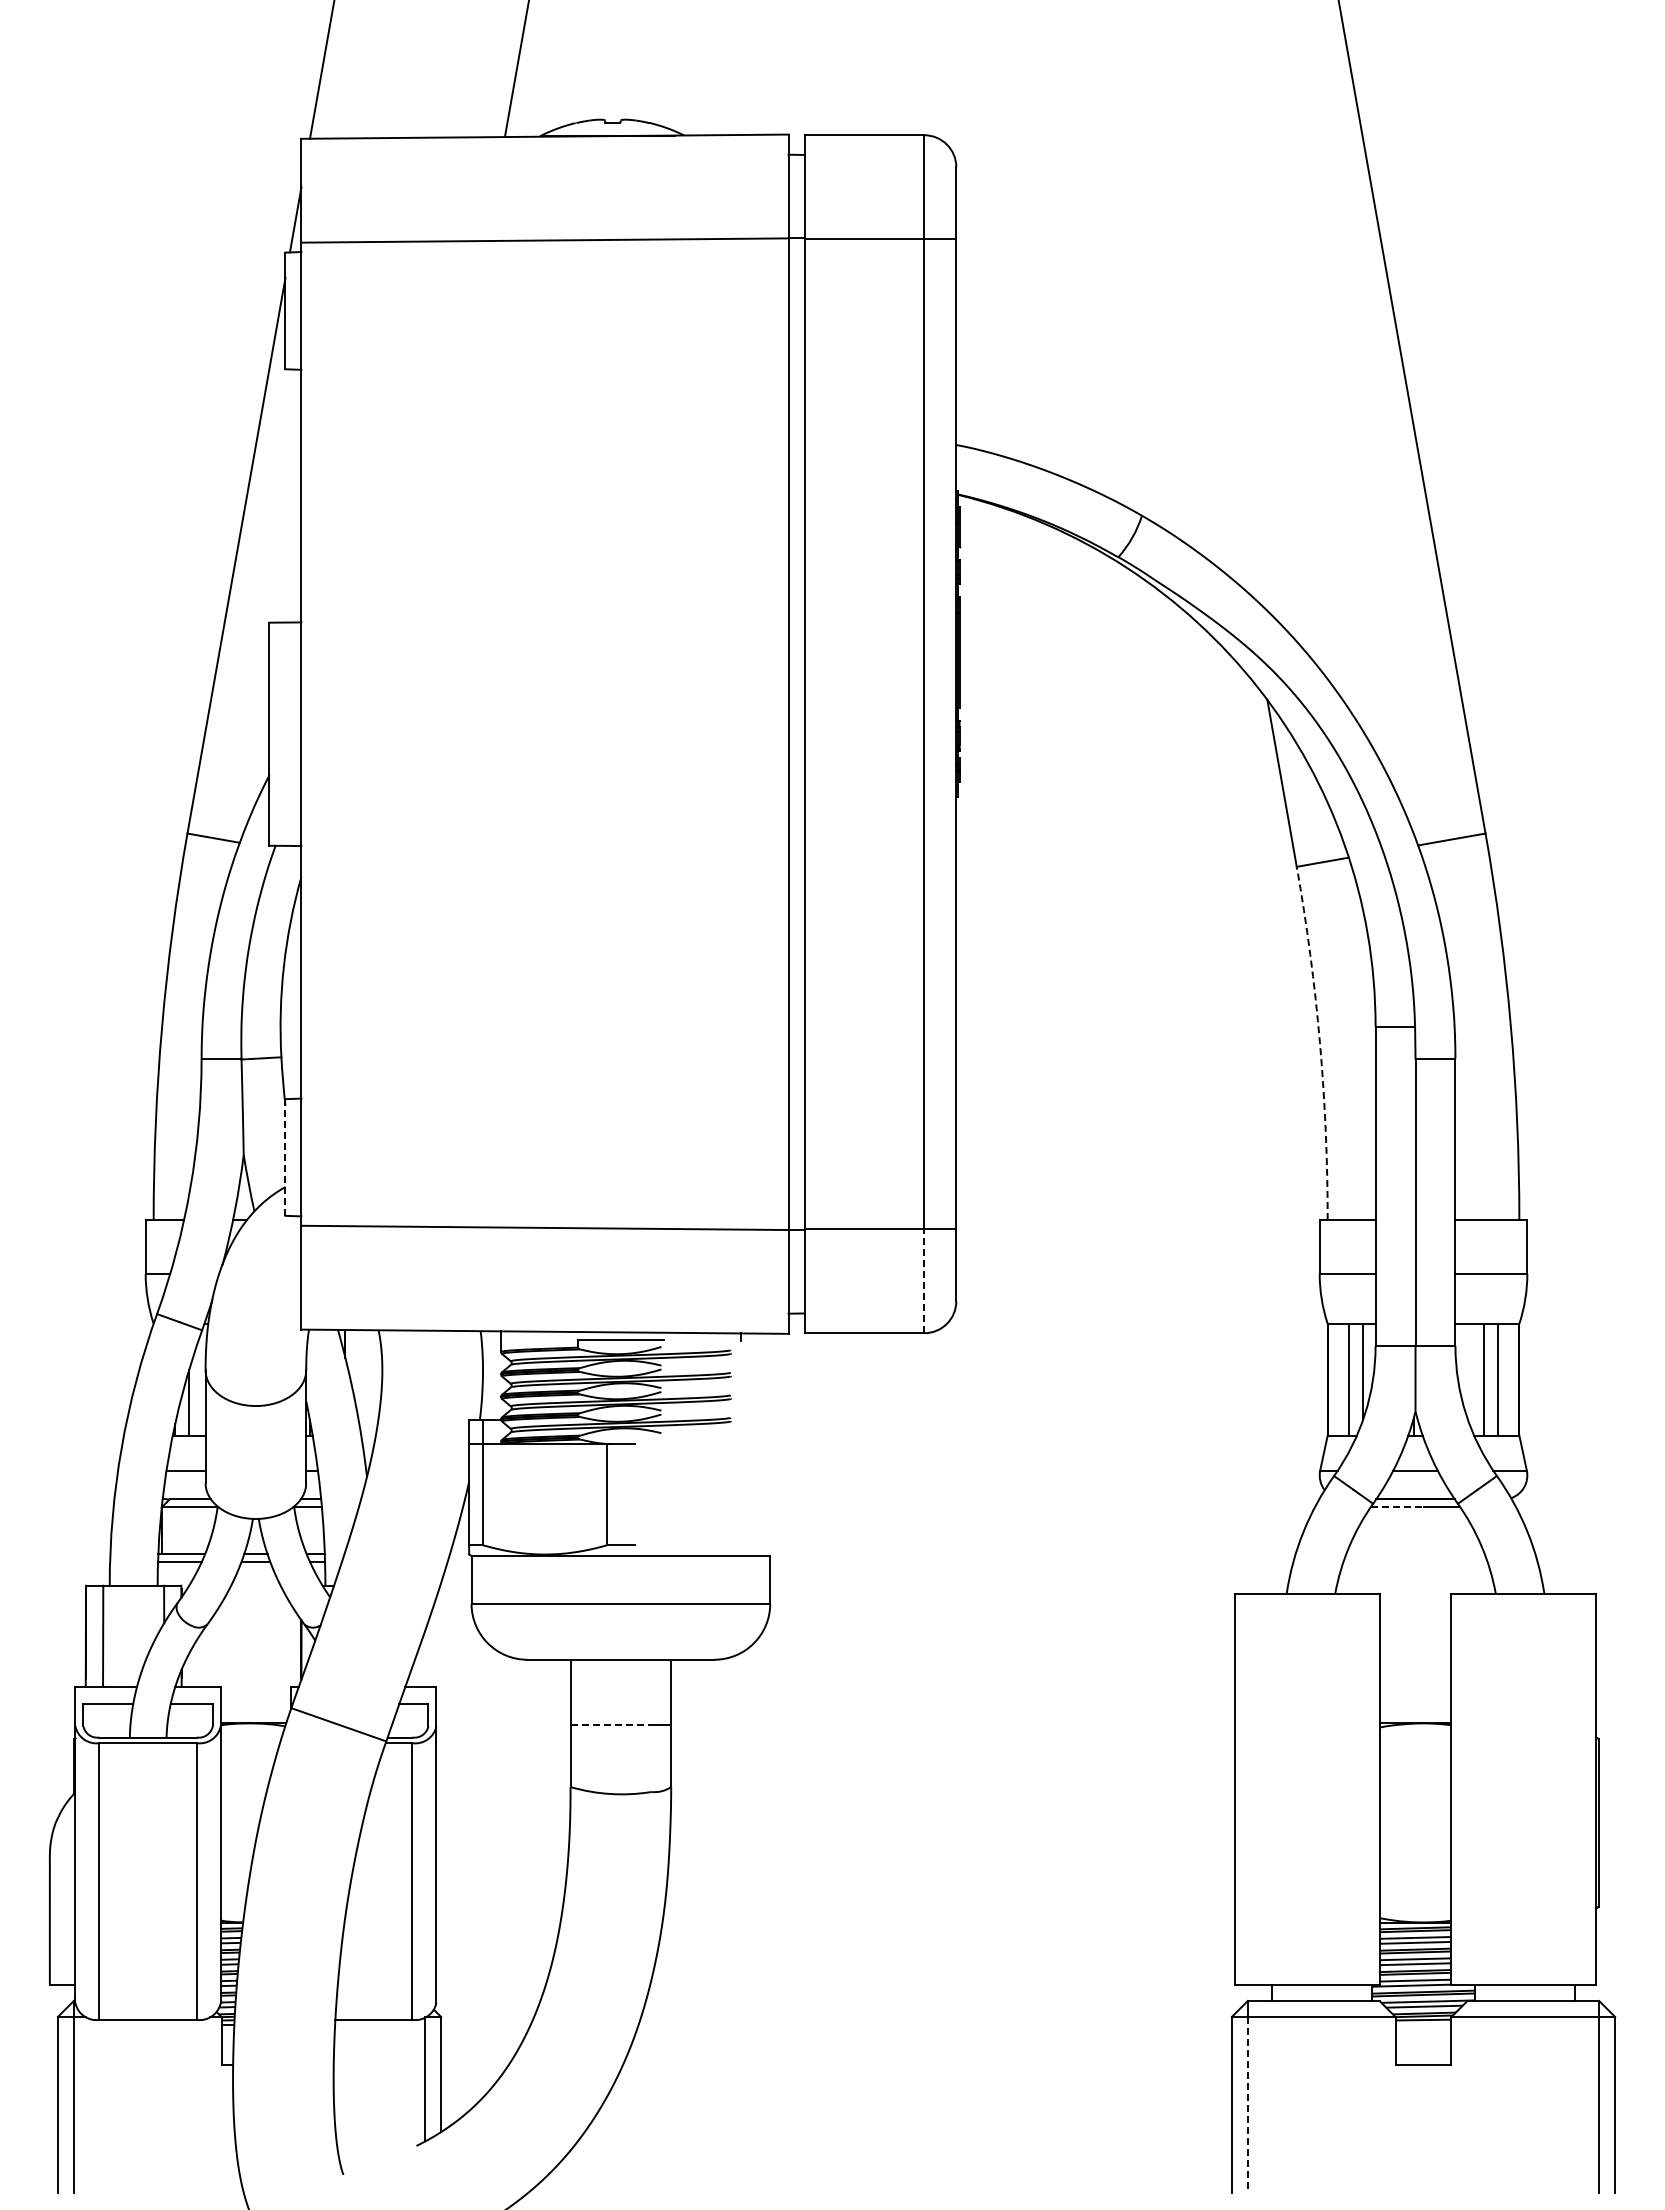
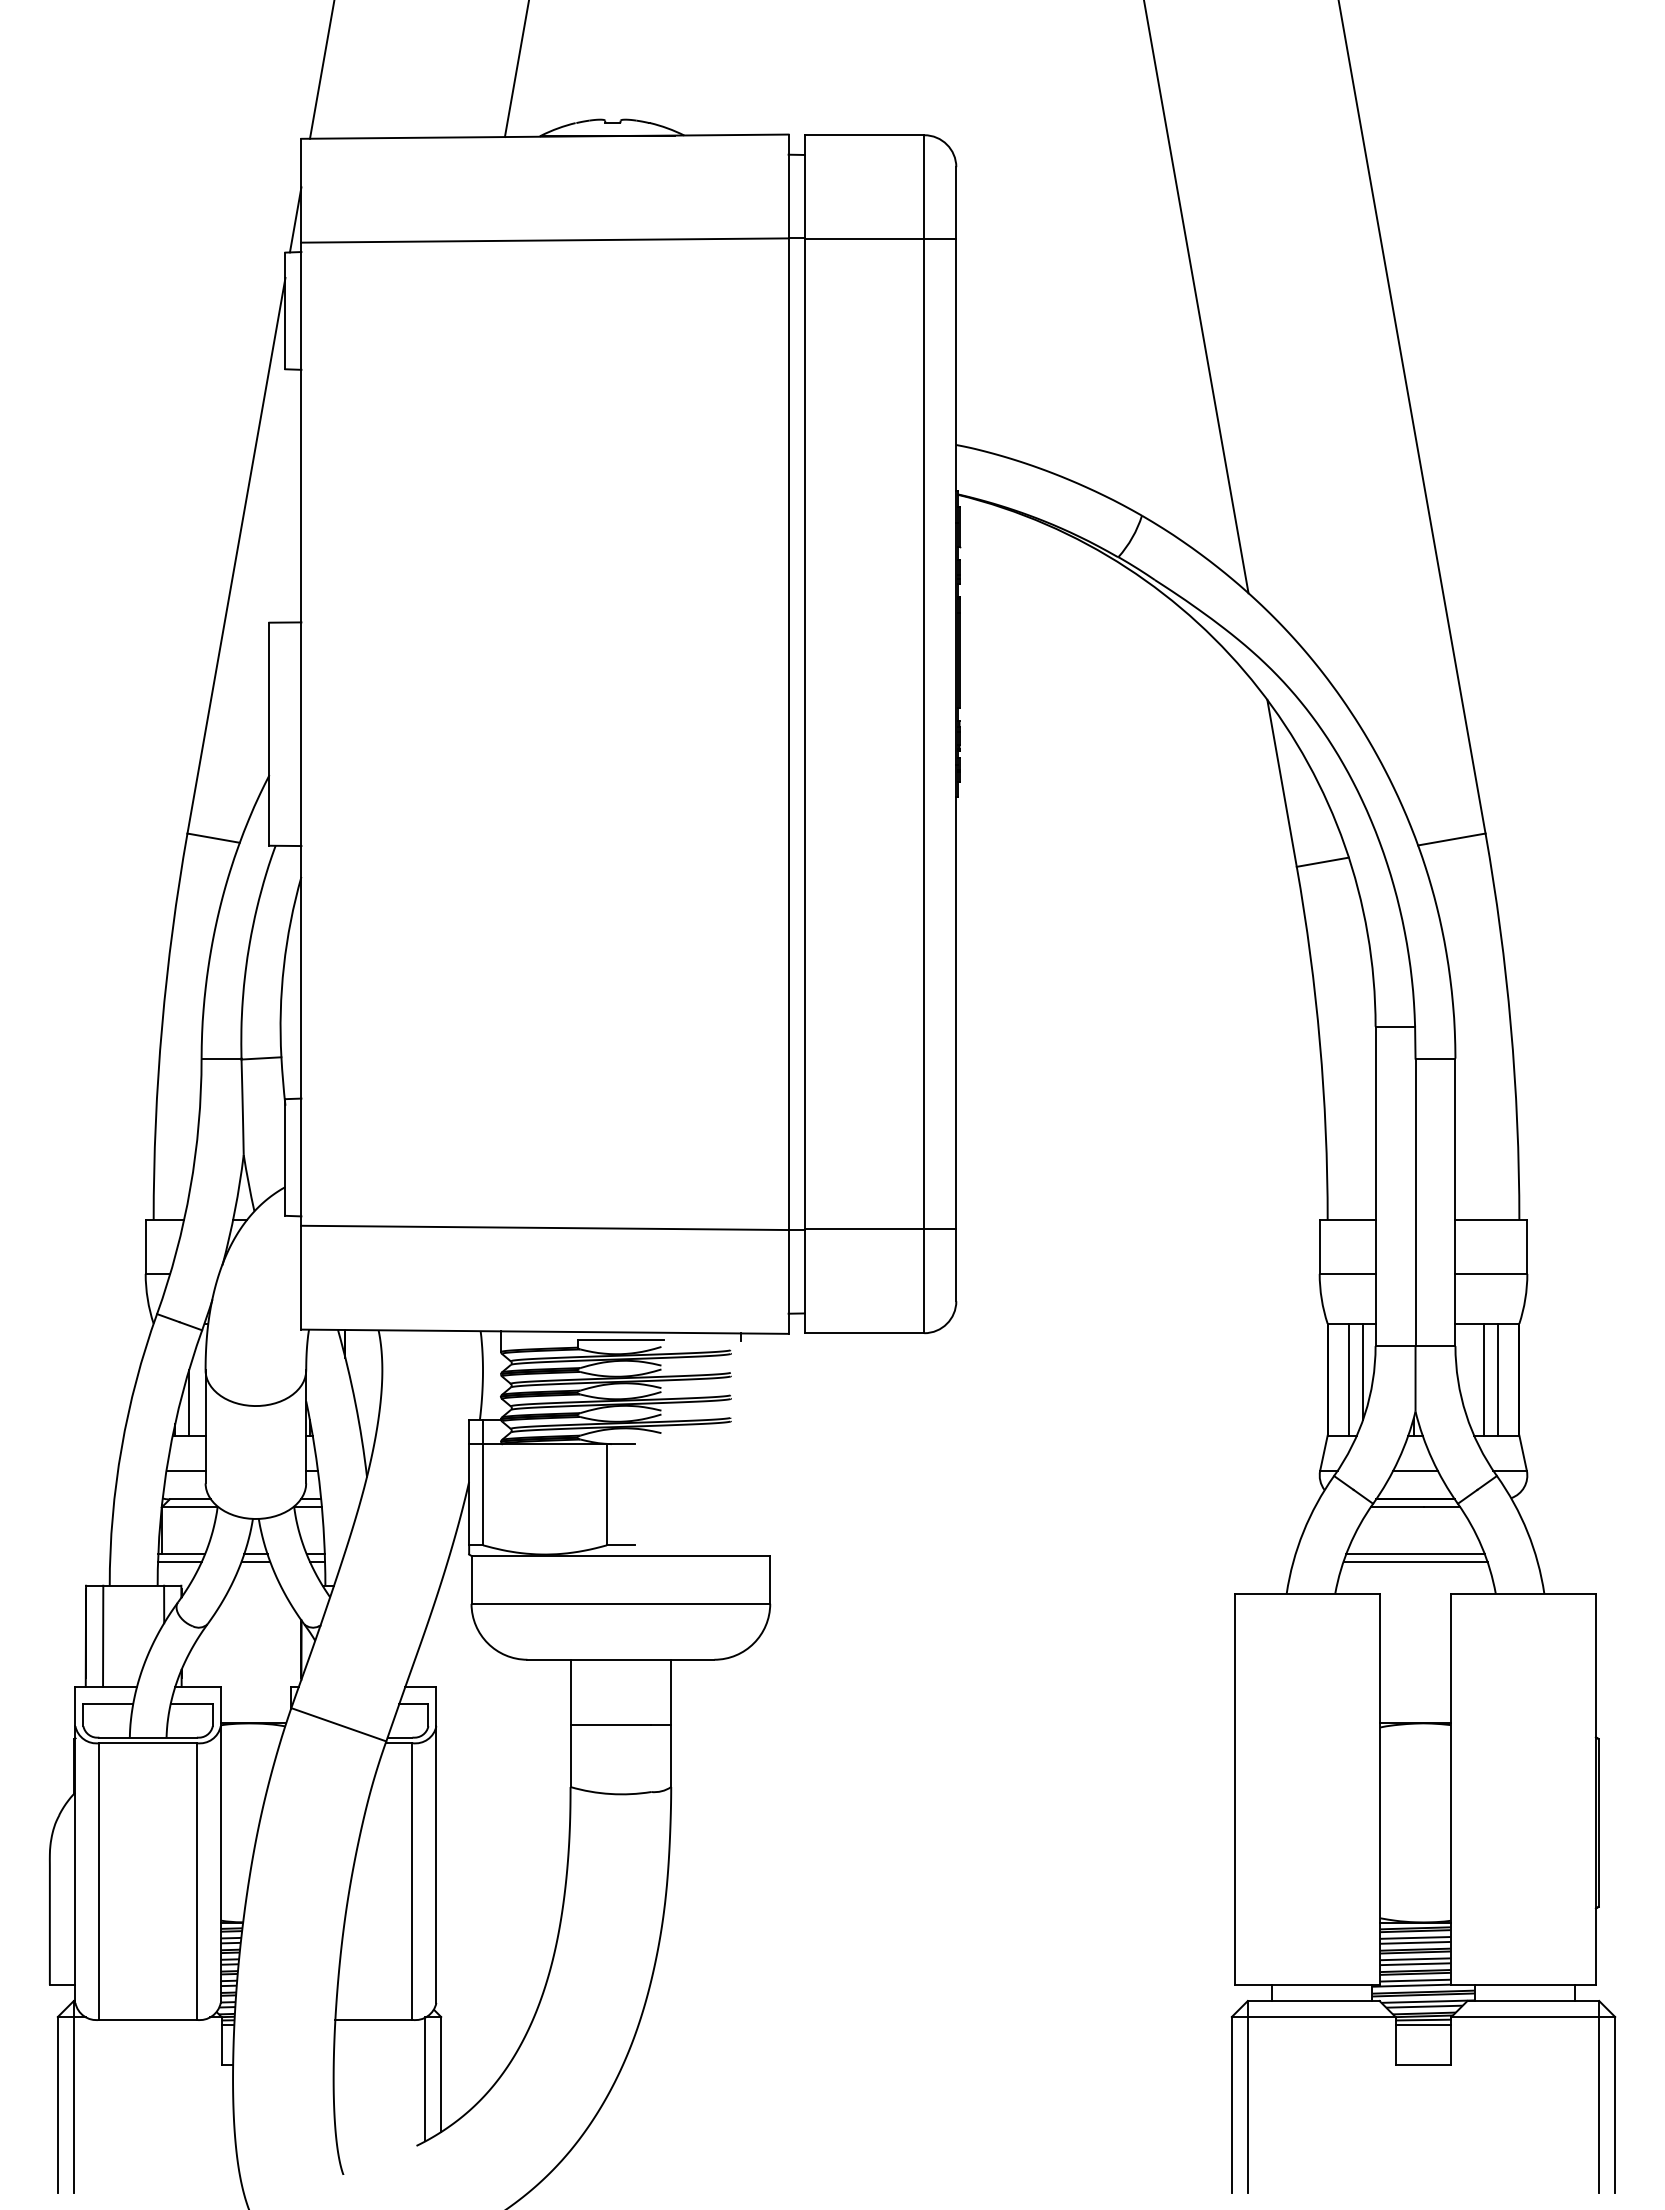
line: none -> present (1196, 297)
arc: dashed -> solid (1319, 1042)
line: dashed -> solid (285, 1158)
line: dashed -> solid (924, 1281)
line: dashed -> solid (1397, 1507)
line: none -> present (1415, 1553)
line: none -> present (1415, 1561)
line: dashed -> solid (611, 1724)
line: none -> present (1423, 2024)
line: dashed -> solid (1247, 2104)
